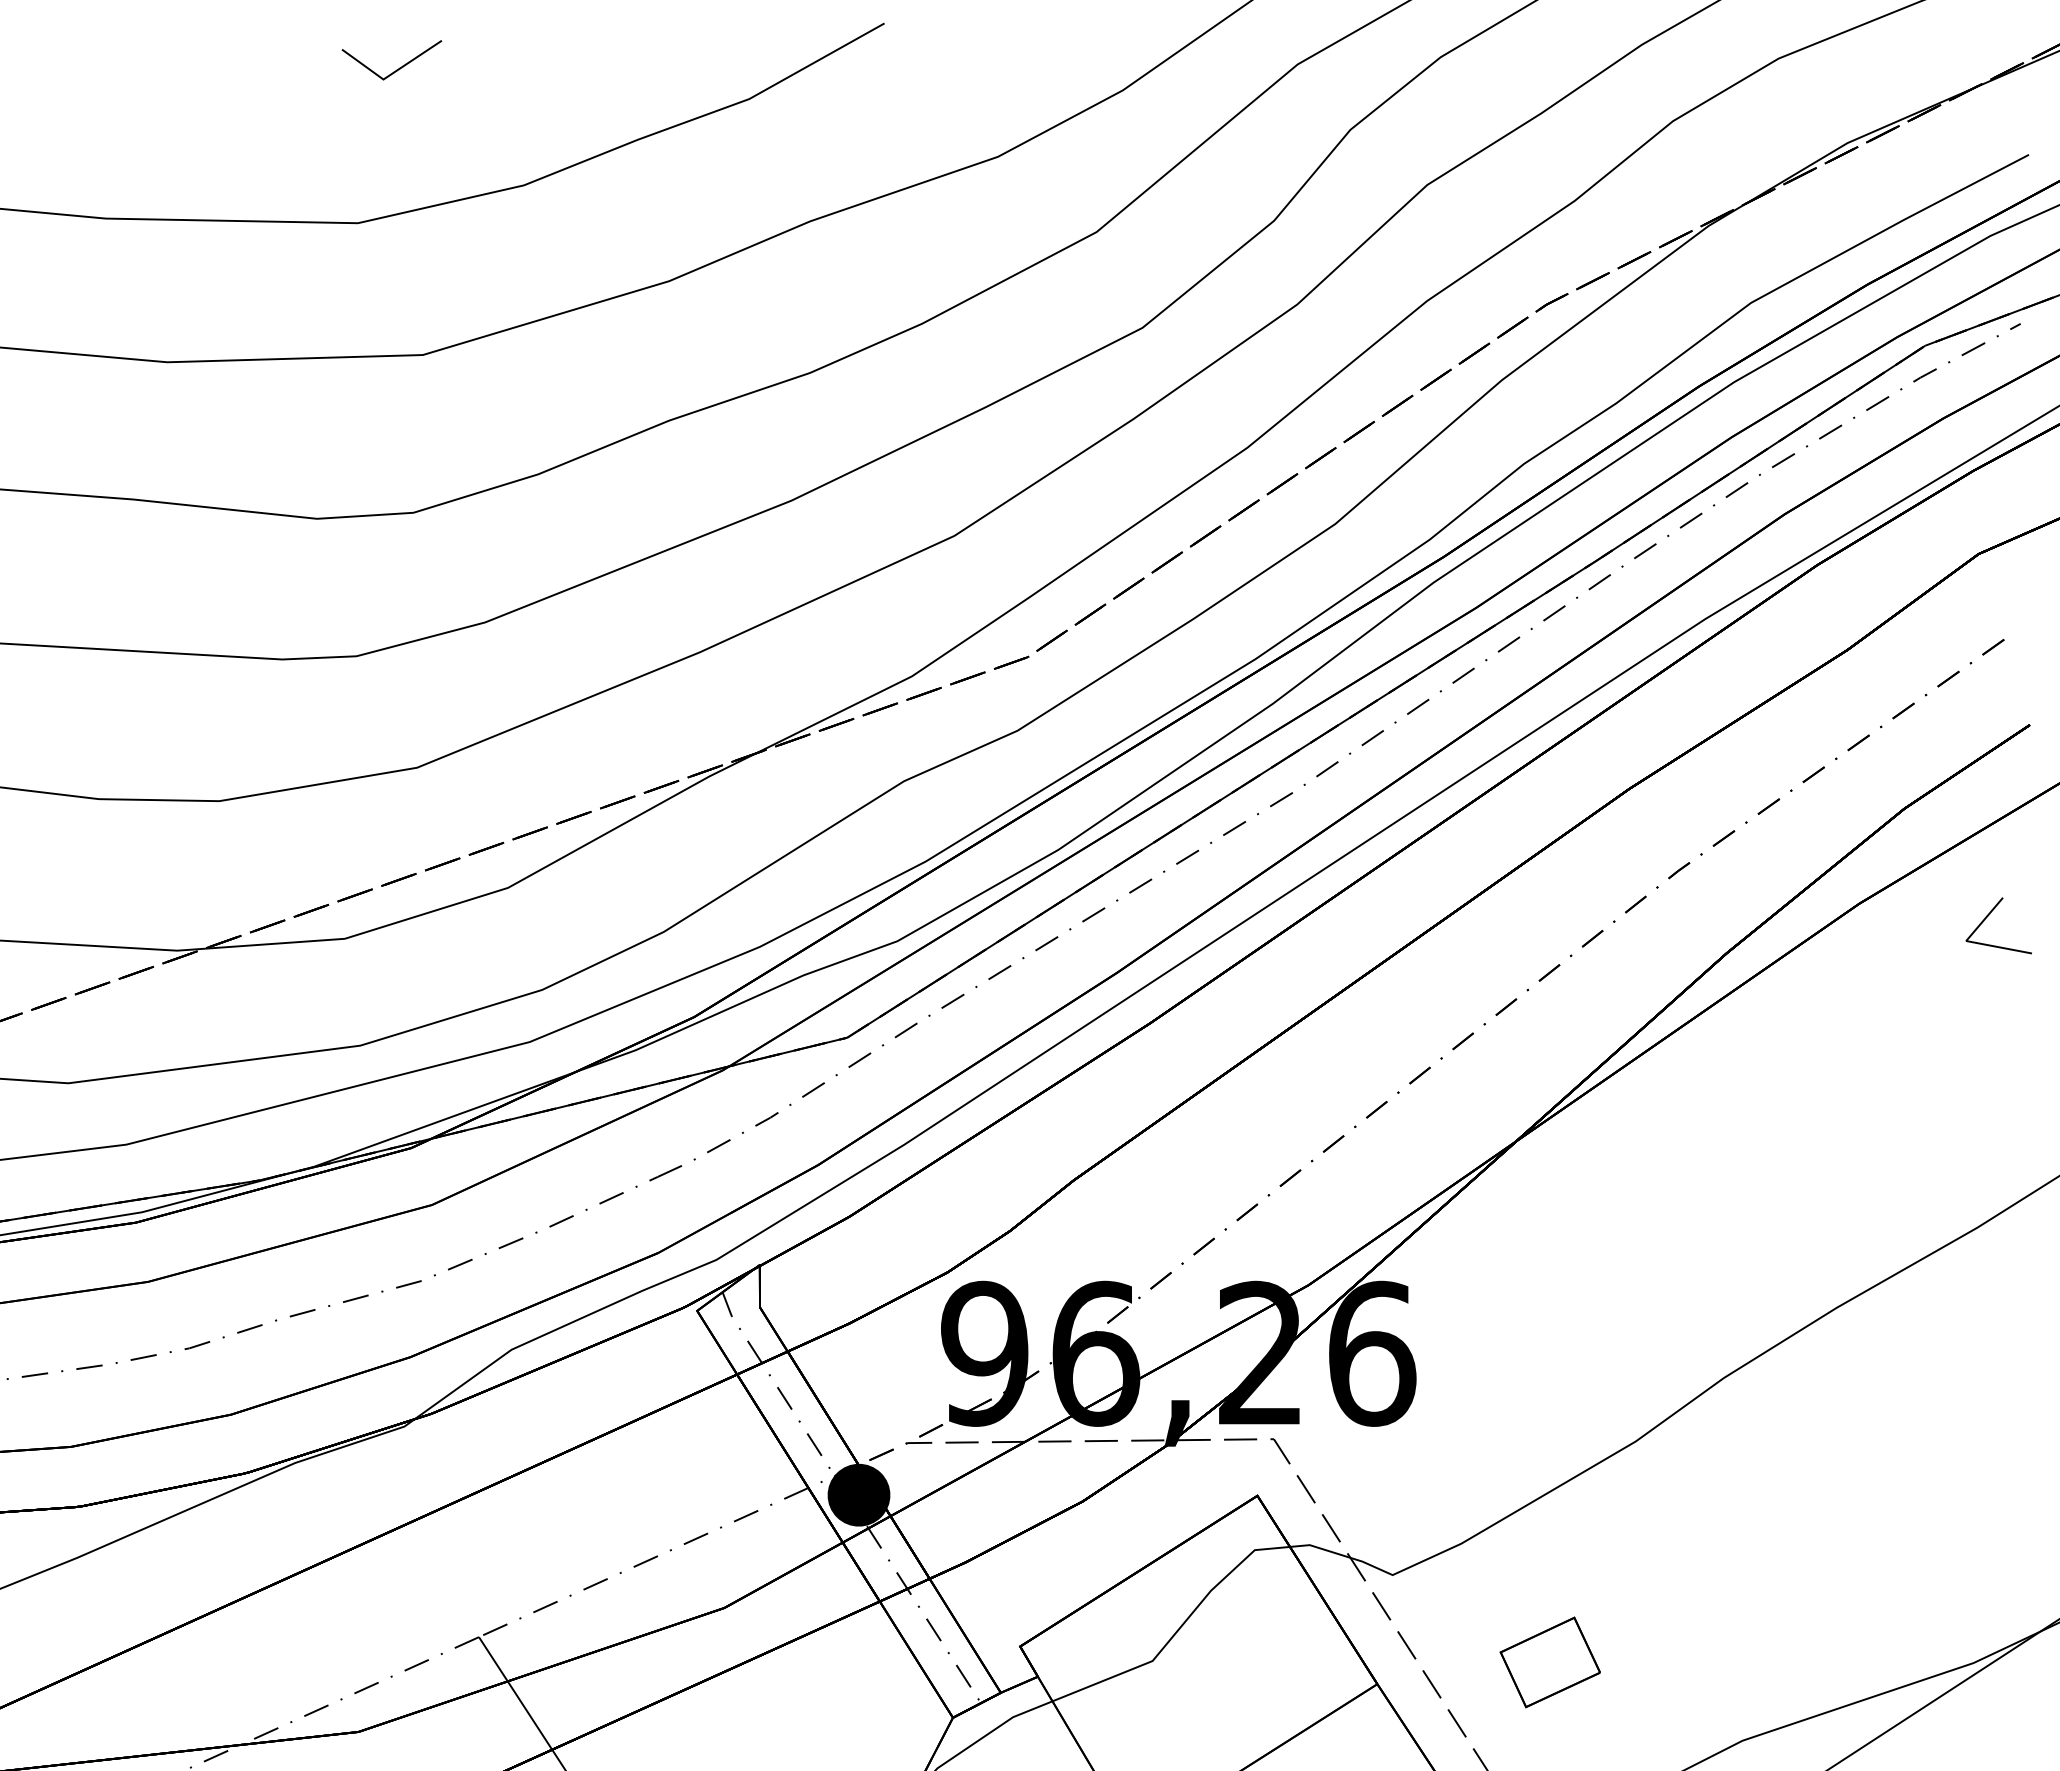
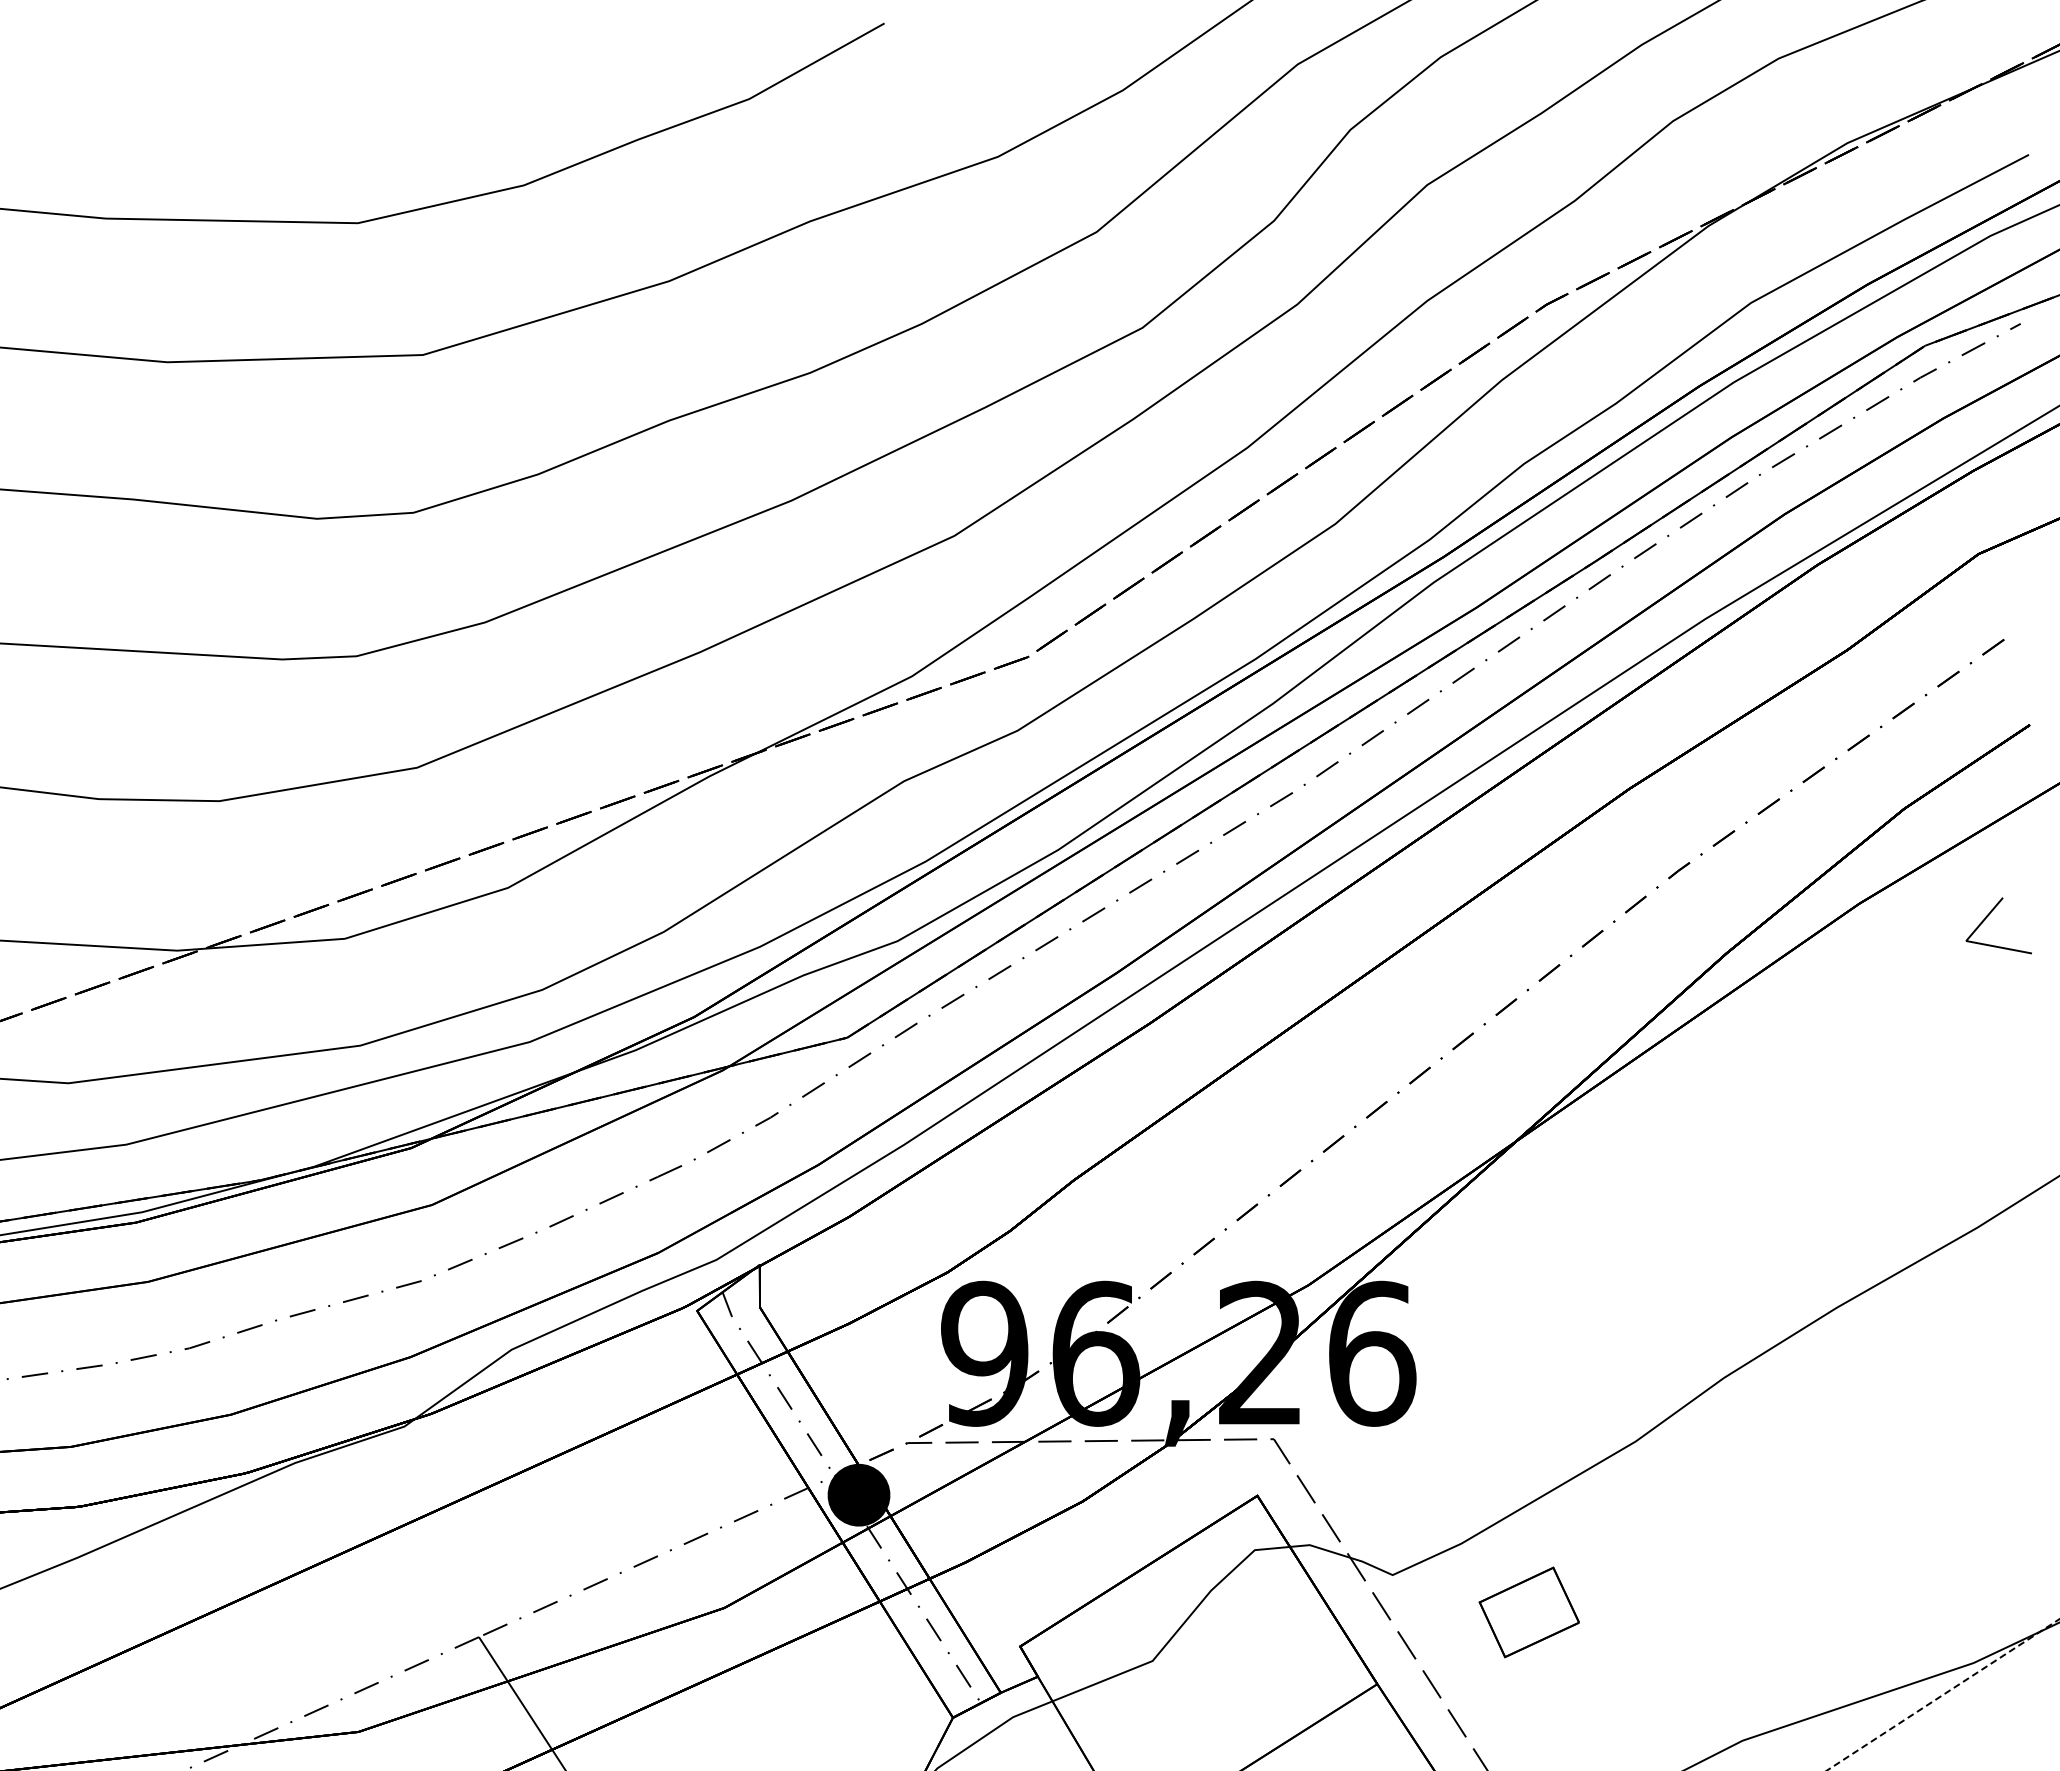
line: present -> none (396, 69)
part position: (1549, 1662) -> (1528, 1612) (1528, 1612)
line: solid -> dashed (1943, 1695)
